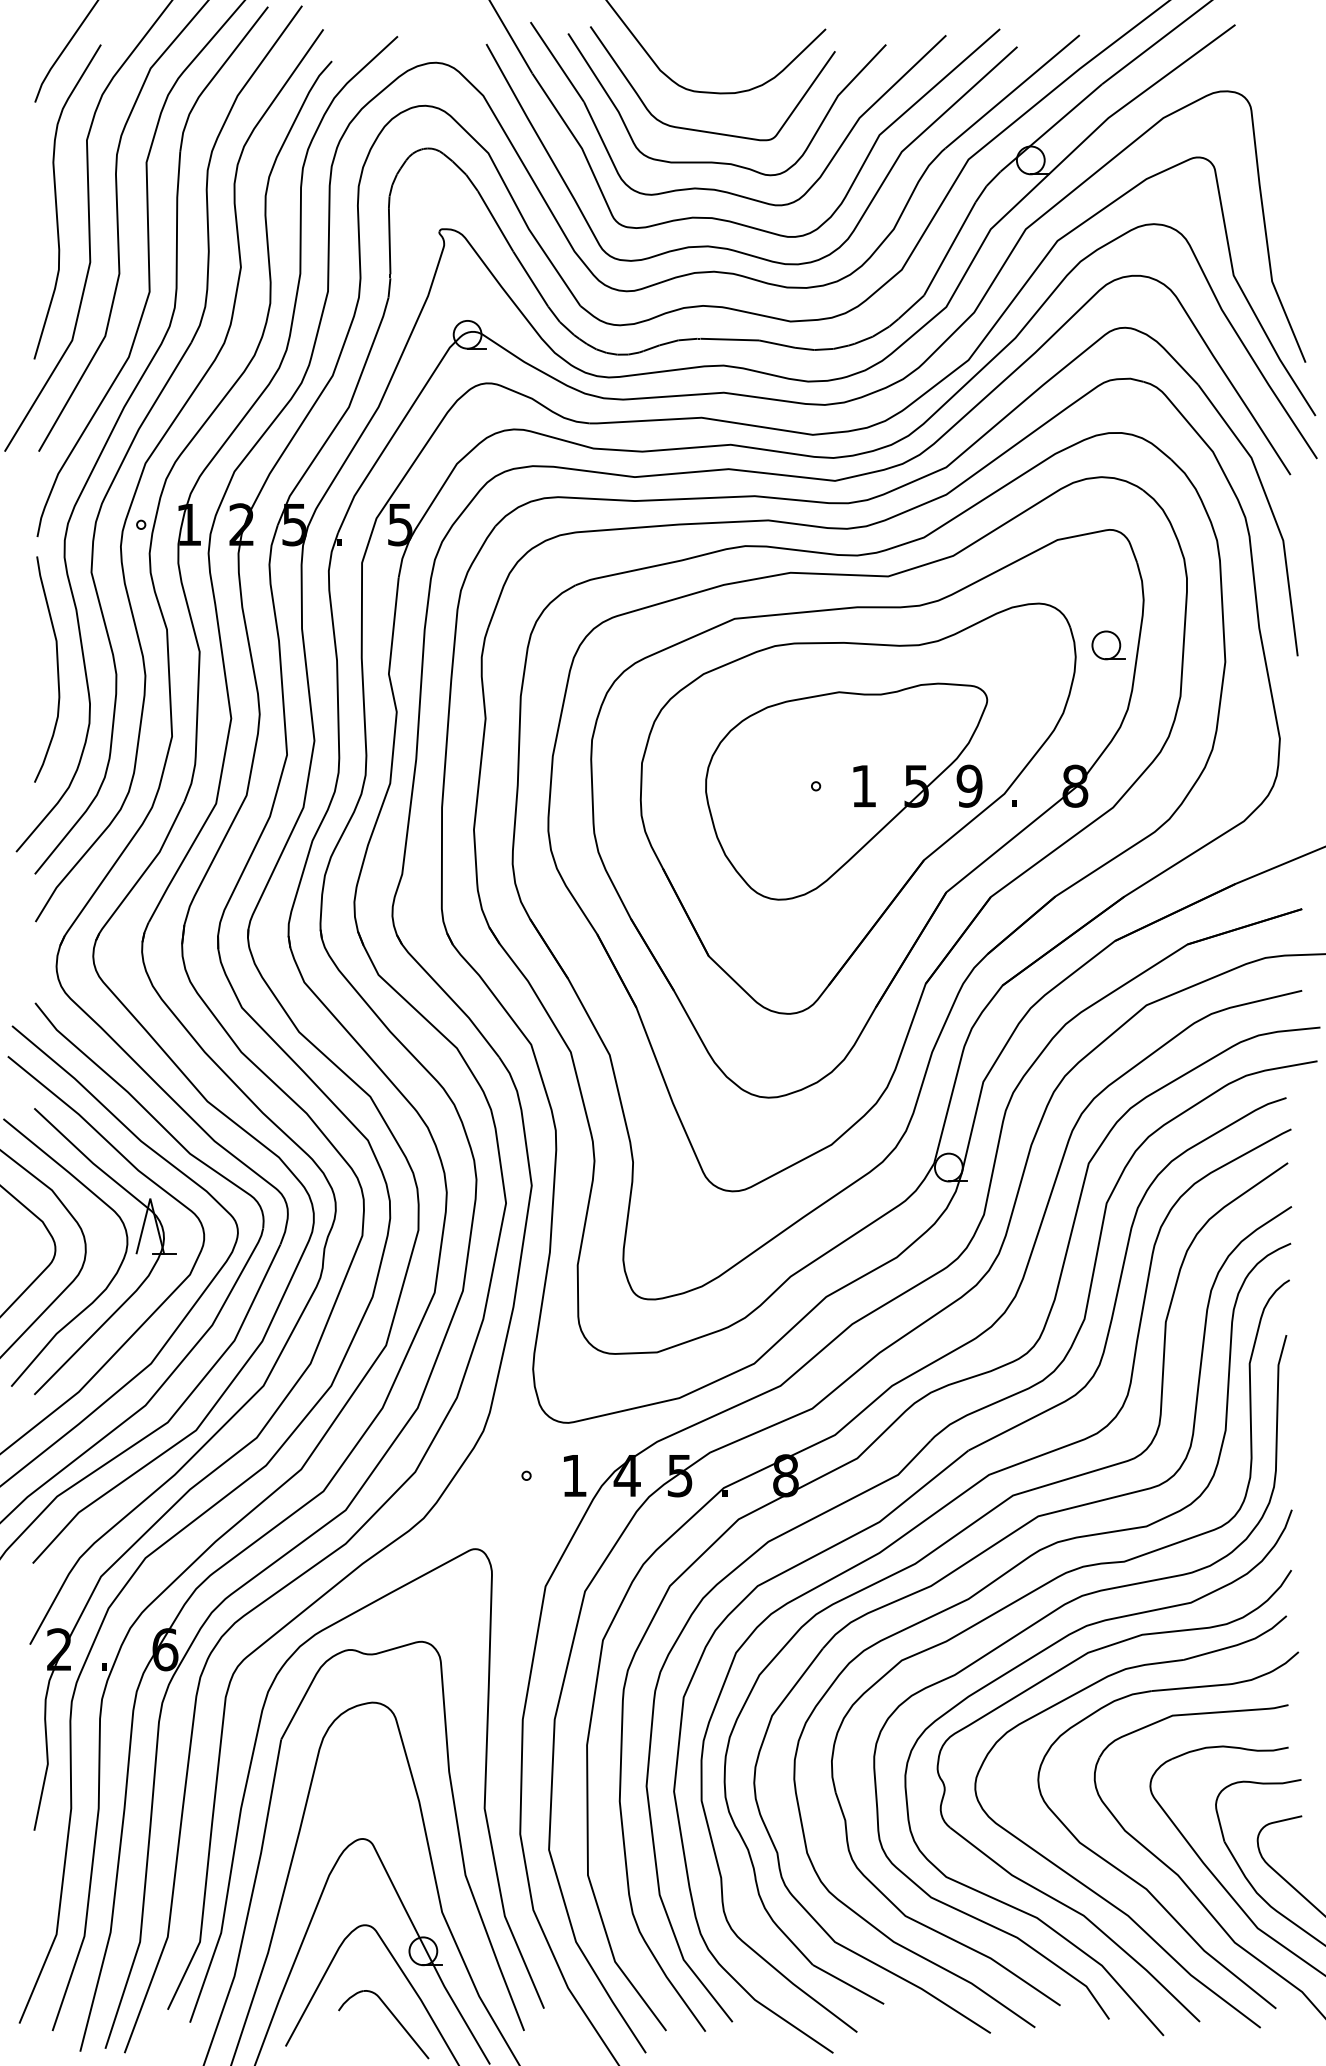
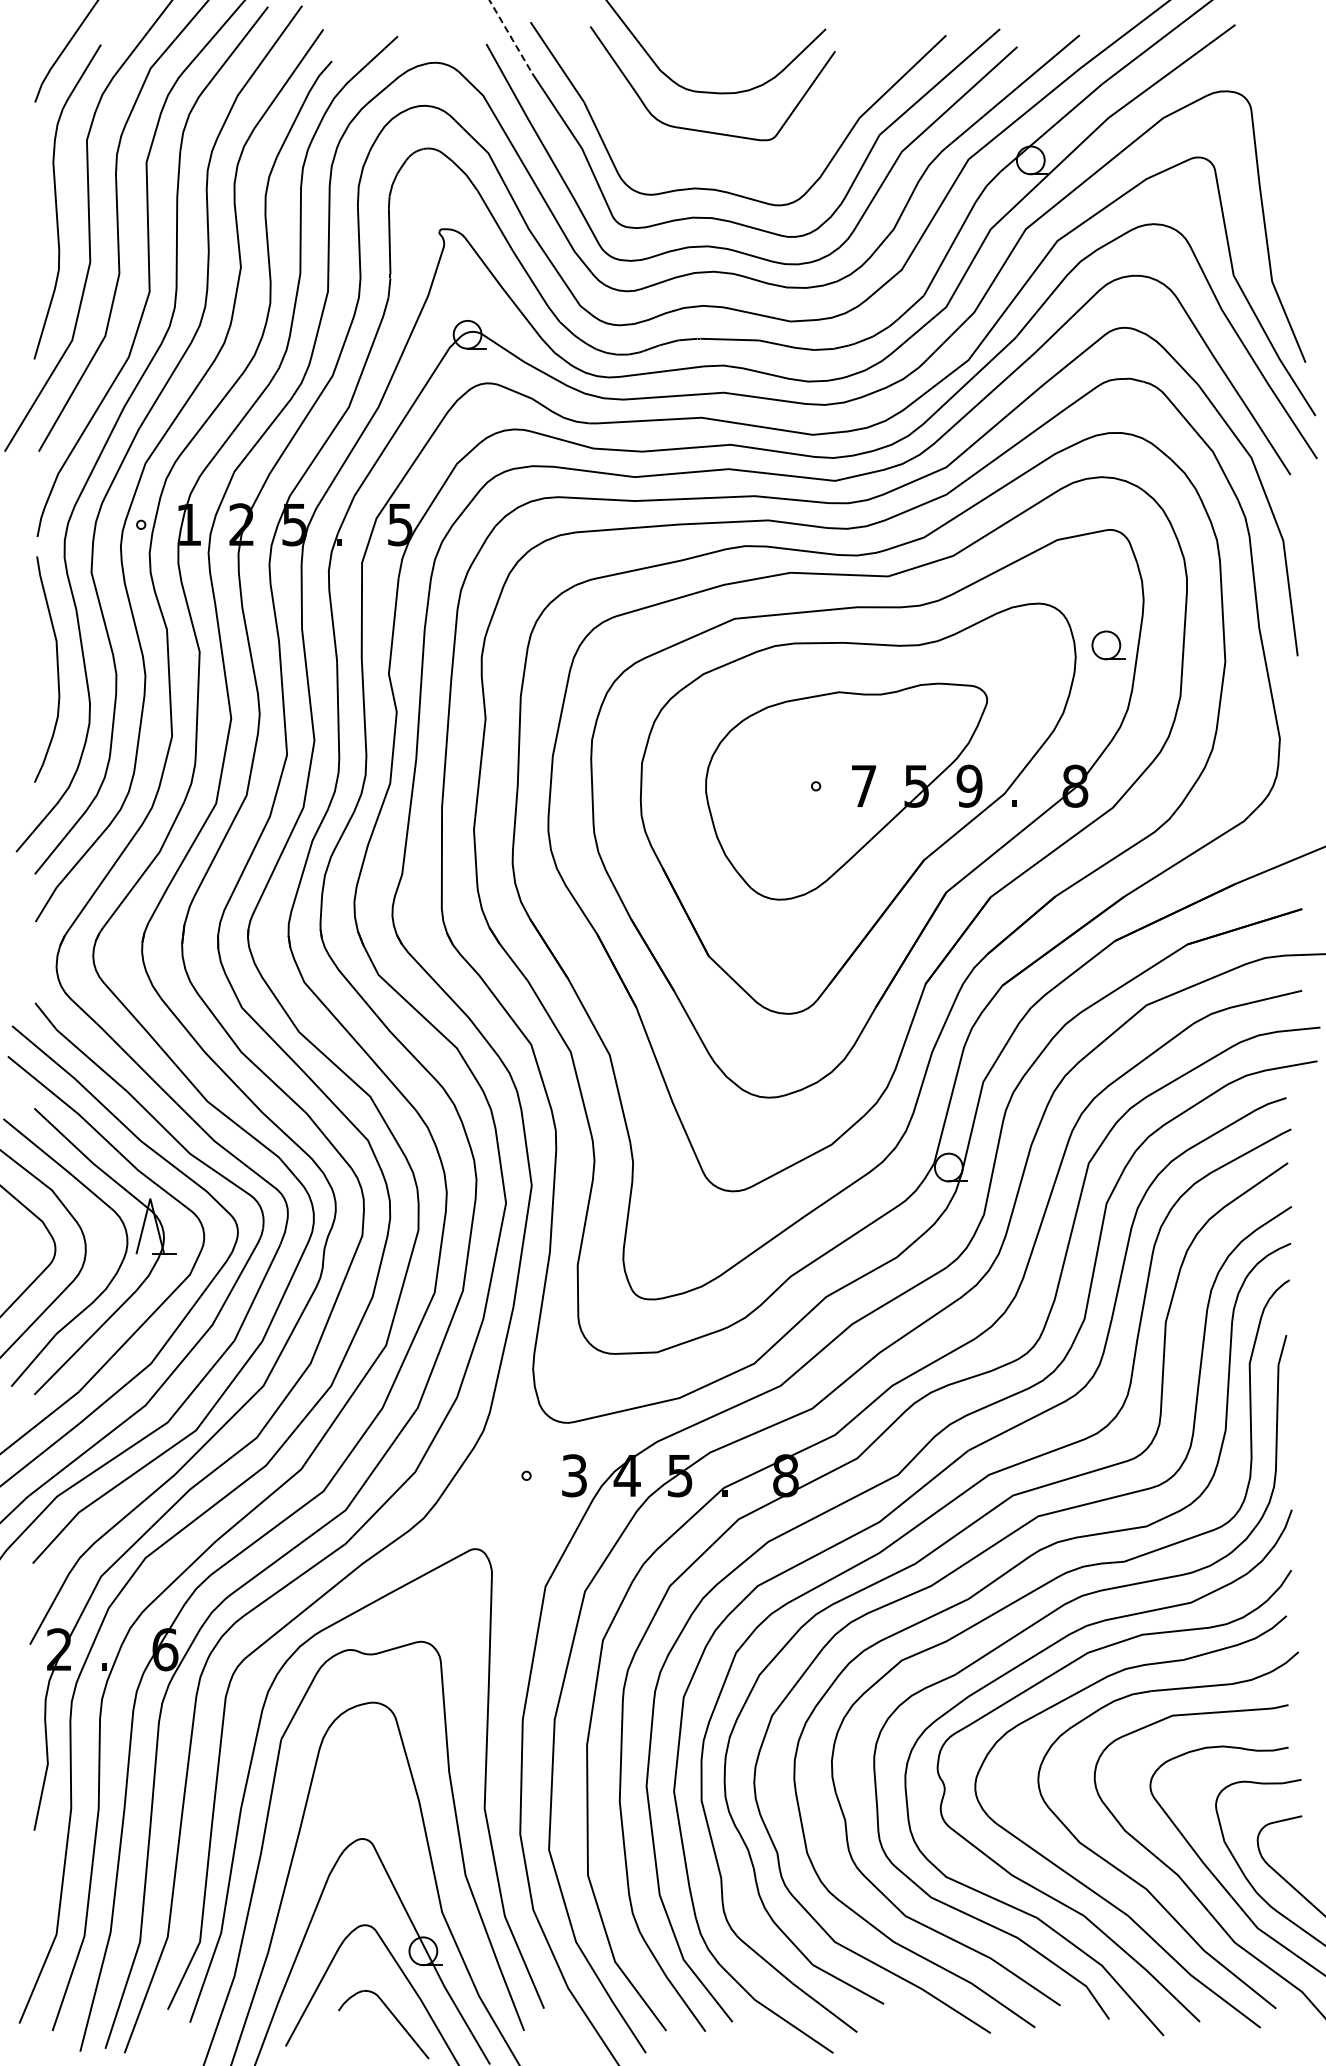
line: solid -> dashed (511, 37)
curve: present -> none (726, 162)
text: 1 -> 7 (864, 786)
text: 1 -> 3 (574, 1475)
